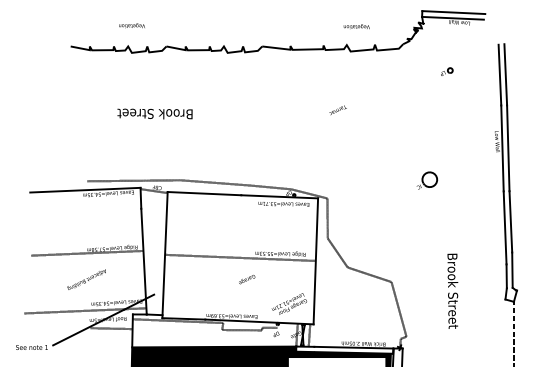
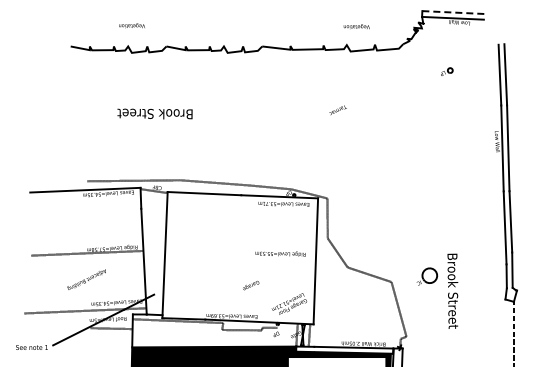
line: solid -> dashed (454, 12)
part position: (427, 180) -> (427, 276) (427, 276)
line: present -> none (240, 257)
text position: (247, 279) -> (251, 285) (251, 285)
